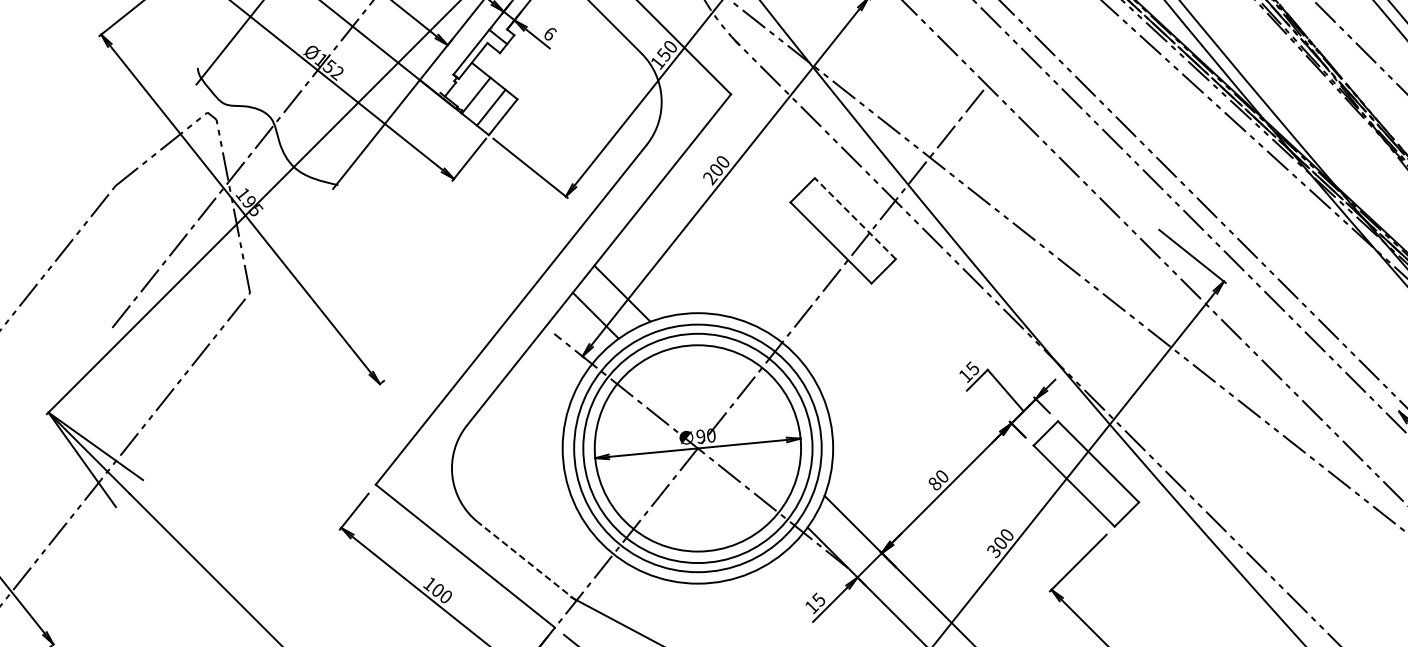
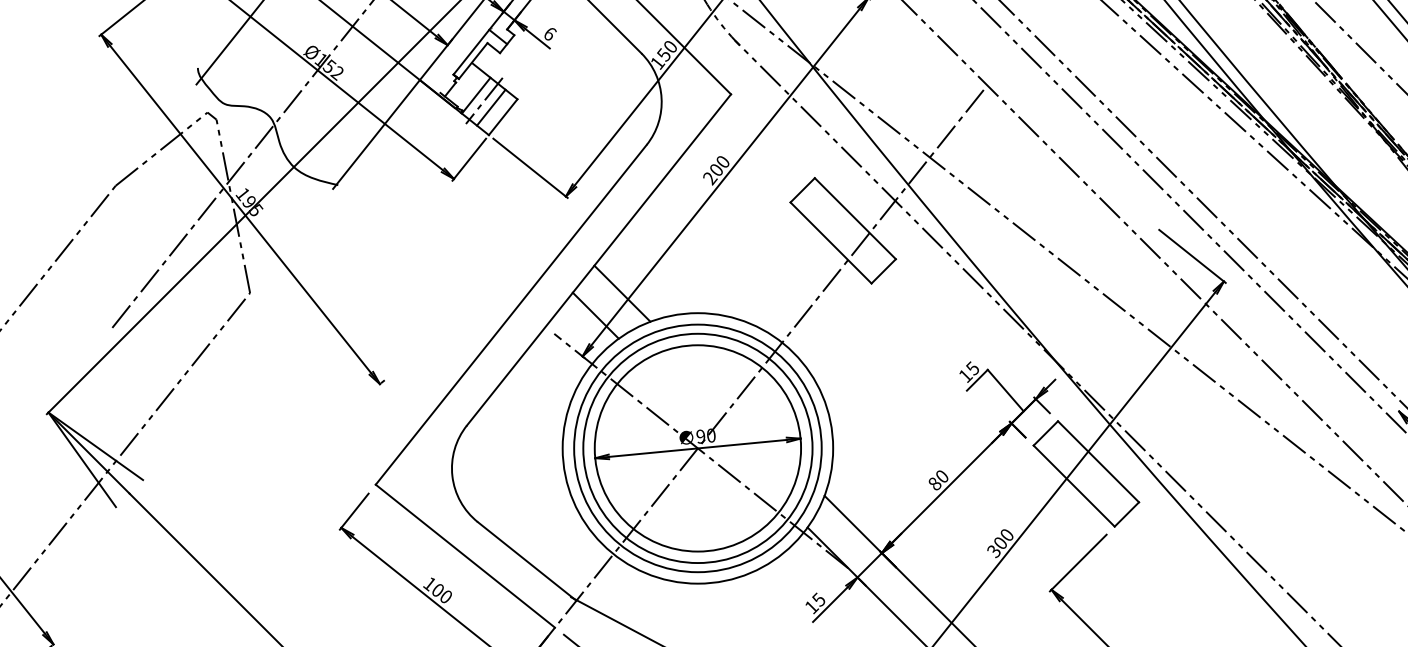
line: none -> present (483, 100)
line: dashed -> solid (855, 218)
line: dashed -> solid (526, 561)
